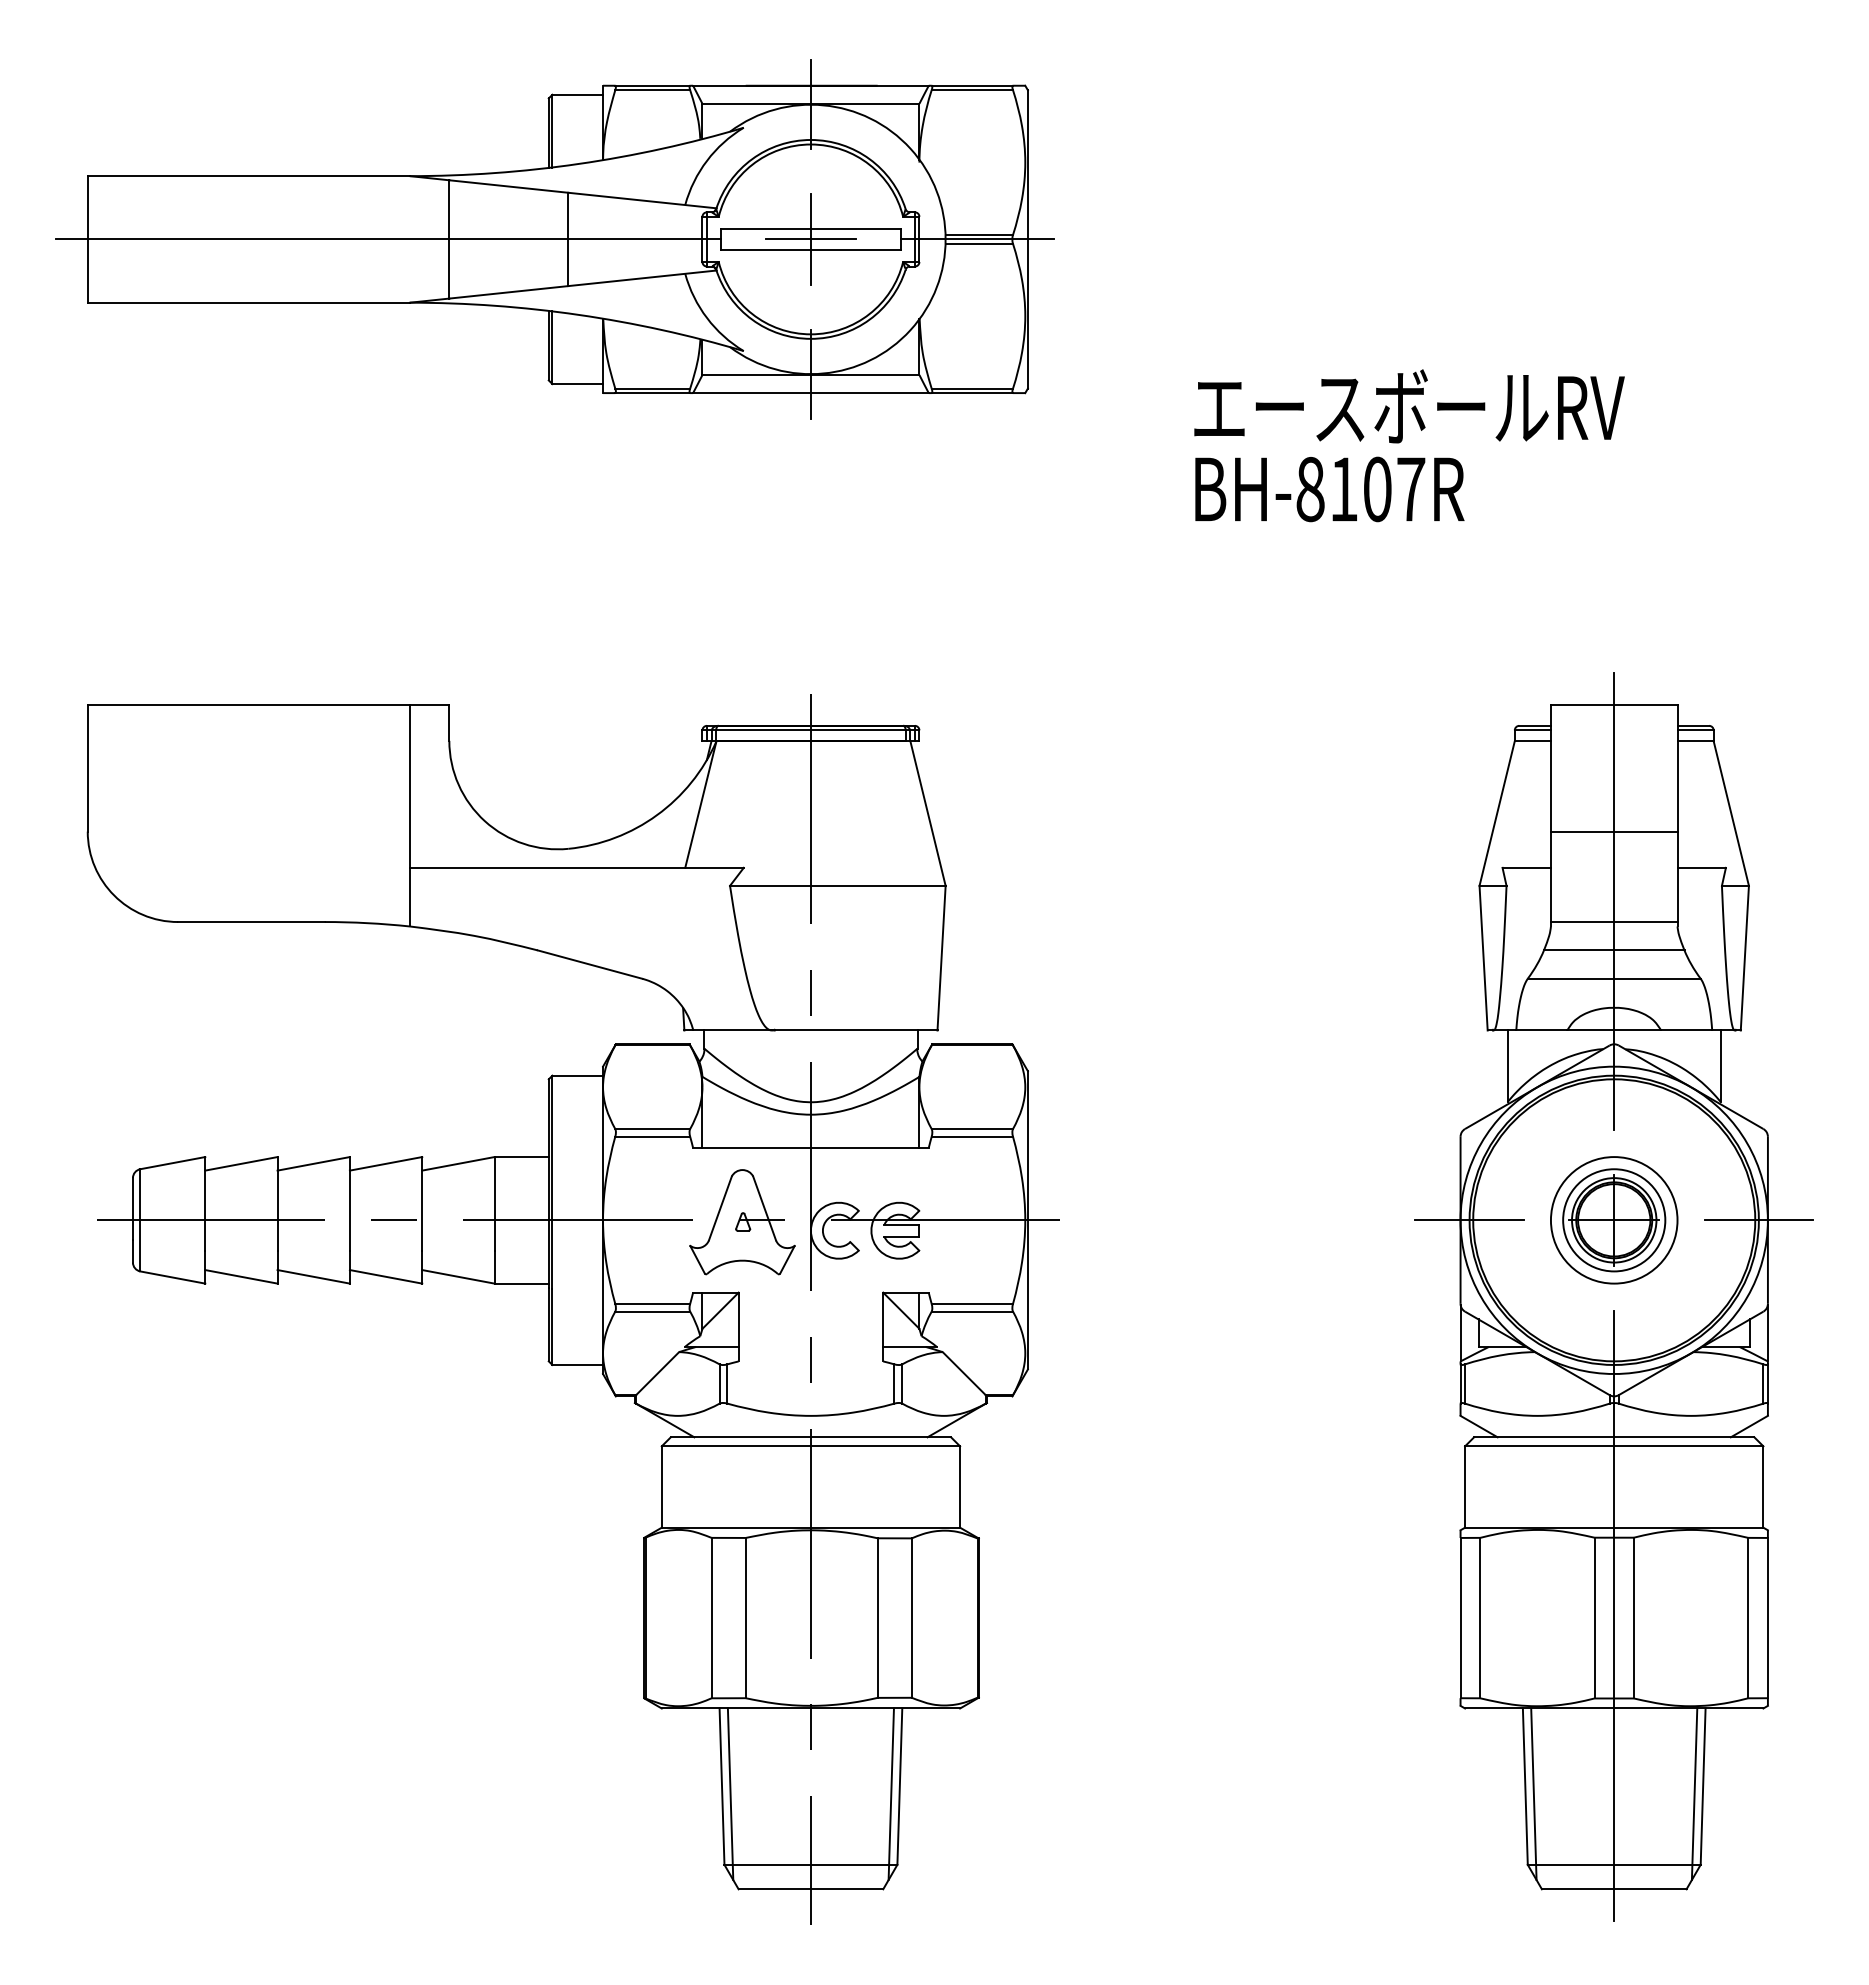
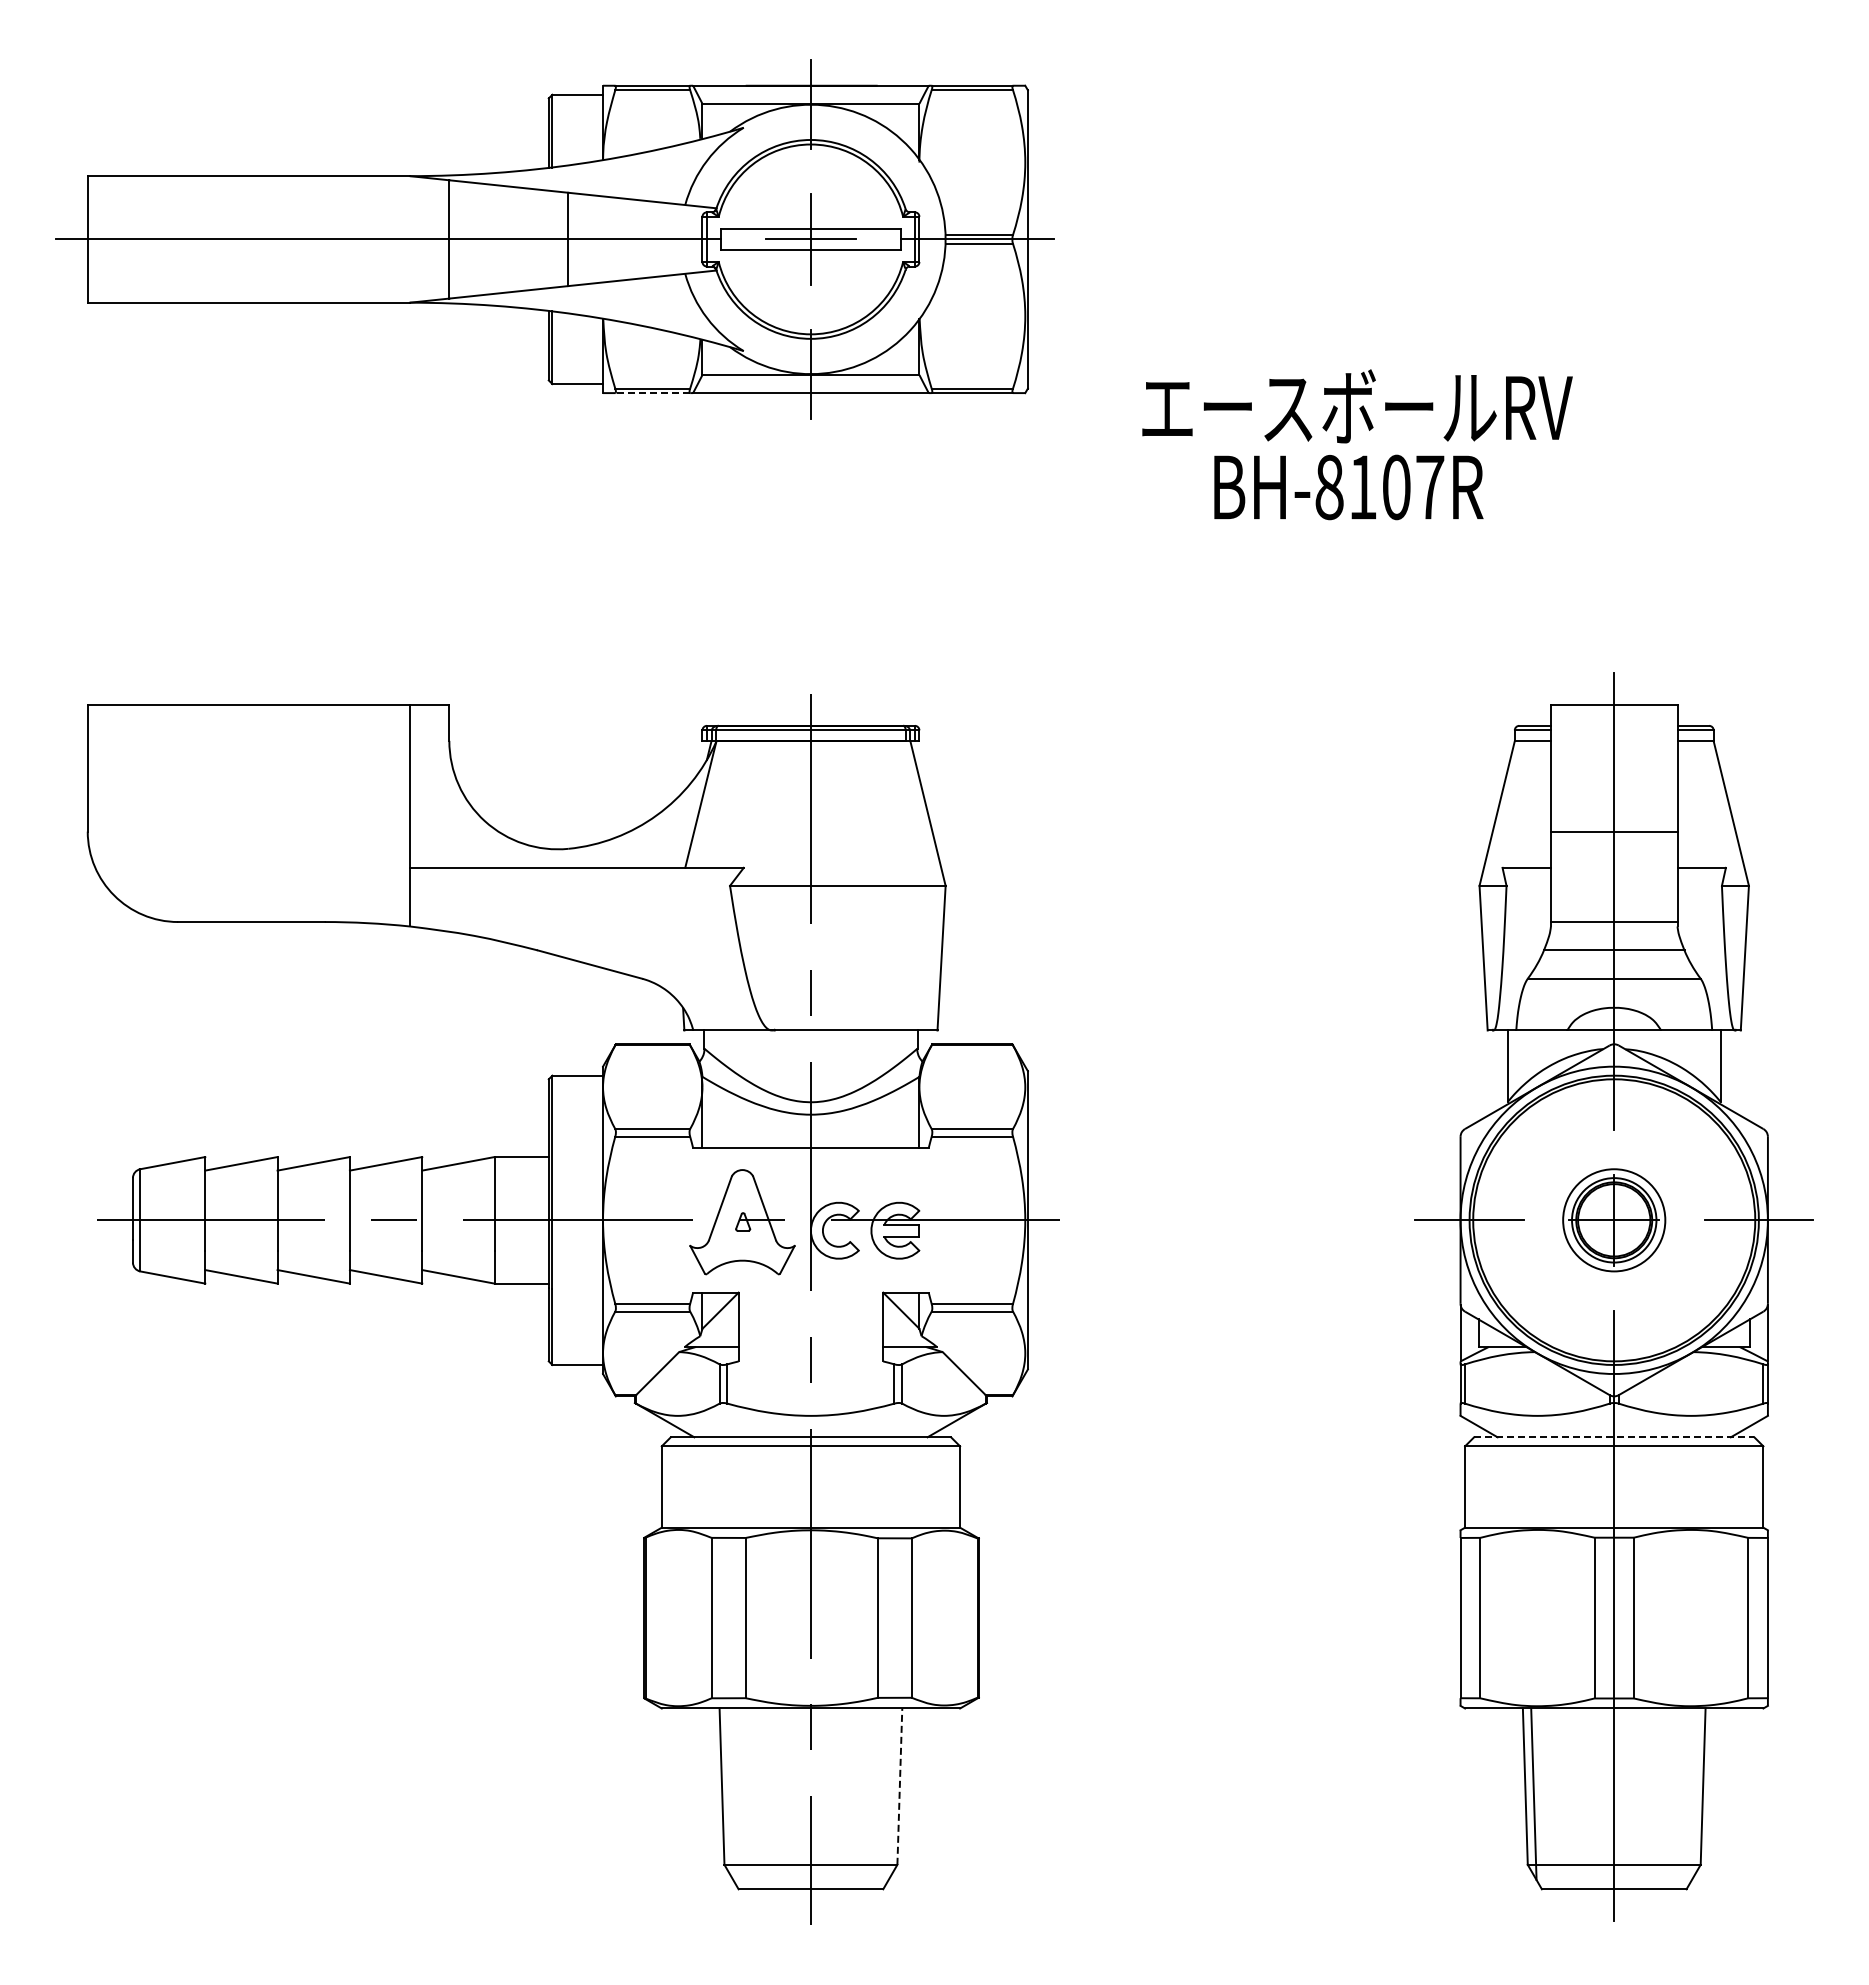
line: solid -> dashed (652, 393)
text position: (1409, 406) -> (1357, 406) (1357, 406)
text position: (1329, 489) -> (1348, 487) (1348, 487)
circle: present -> none (1614, 1220)
line: solid -> dashed (1614, 1437)
line: solid -> dashed (899, 1786)
line: present -> none (730, 1794)
line: present -> none (890, 1794)
line: present -> none (1694, 1794)
